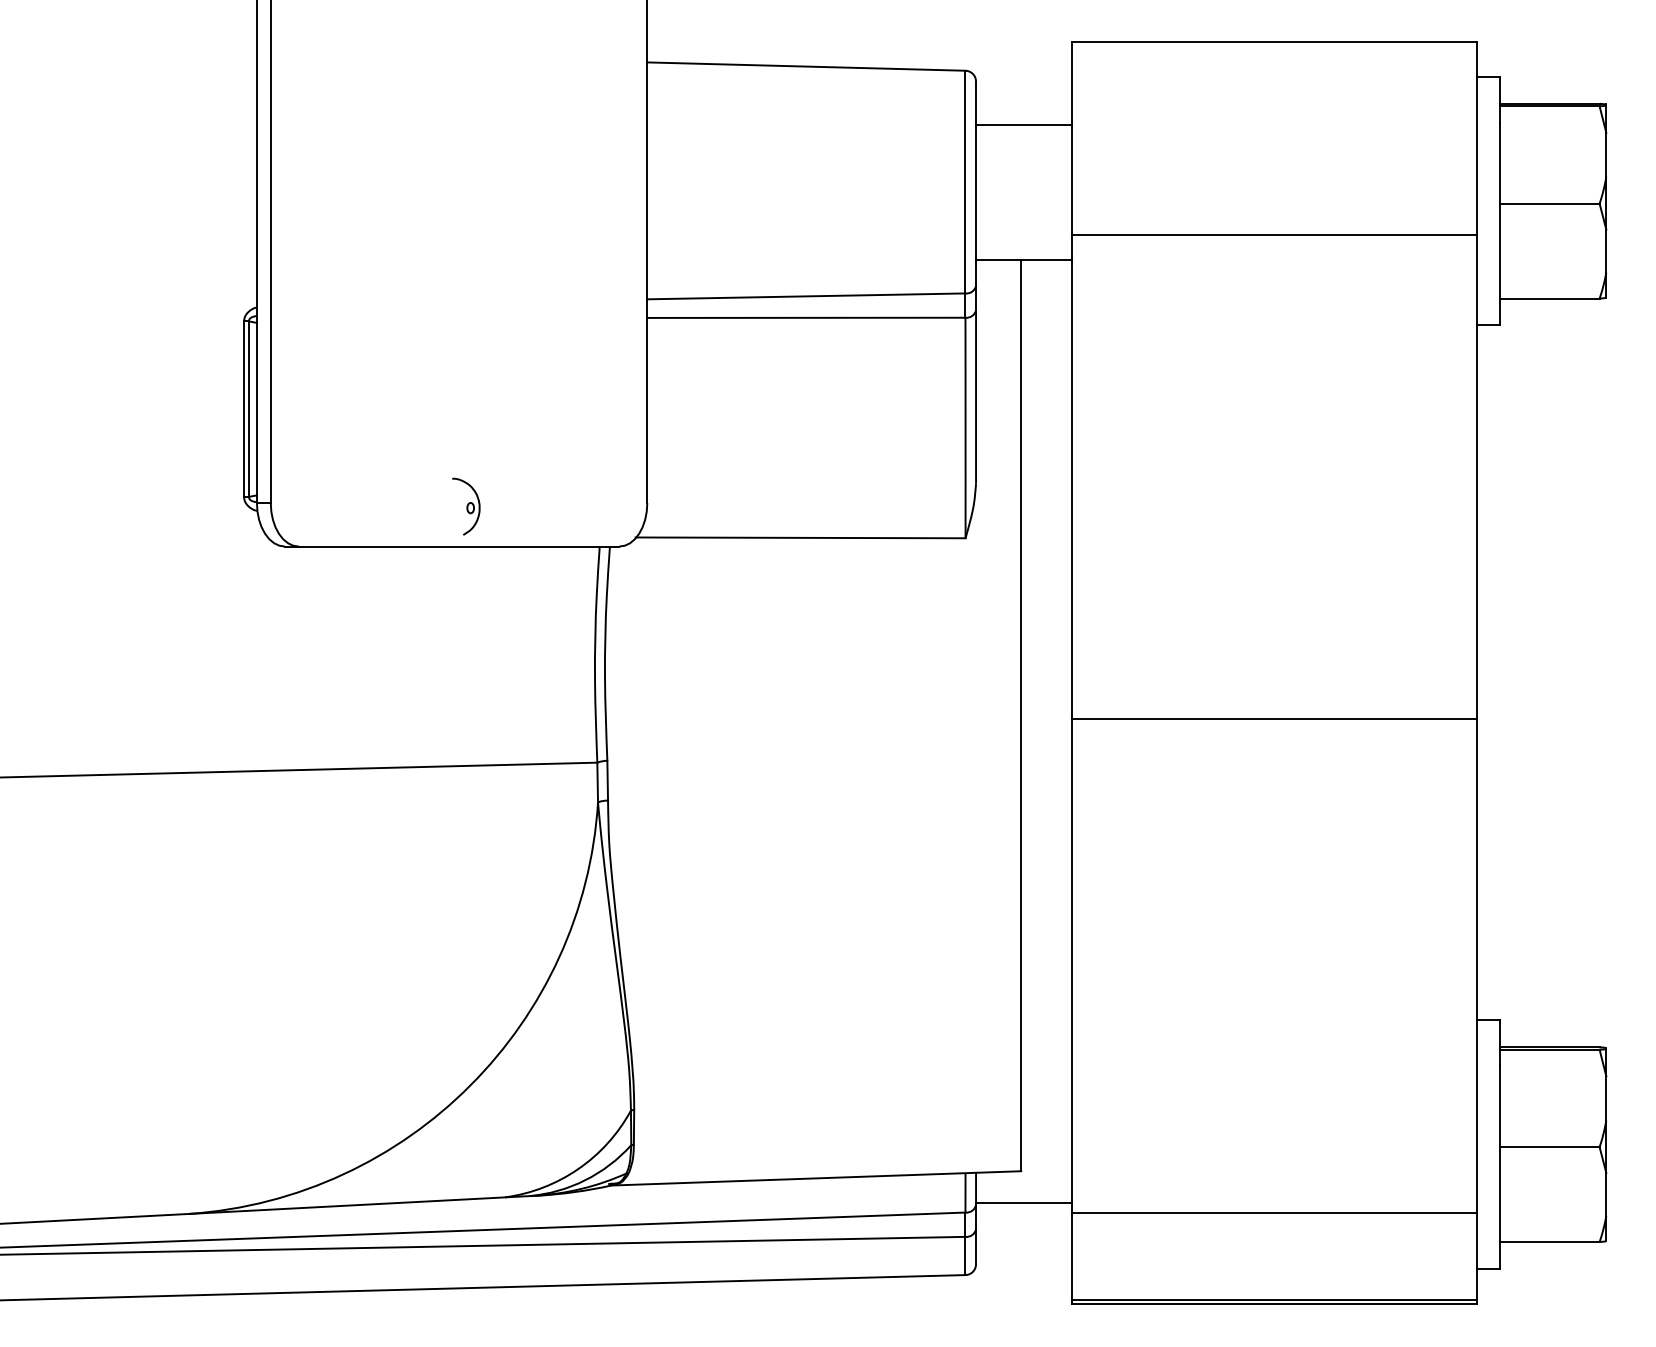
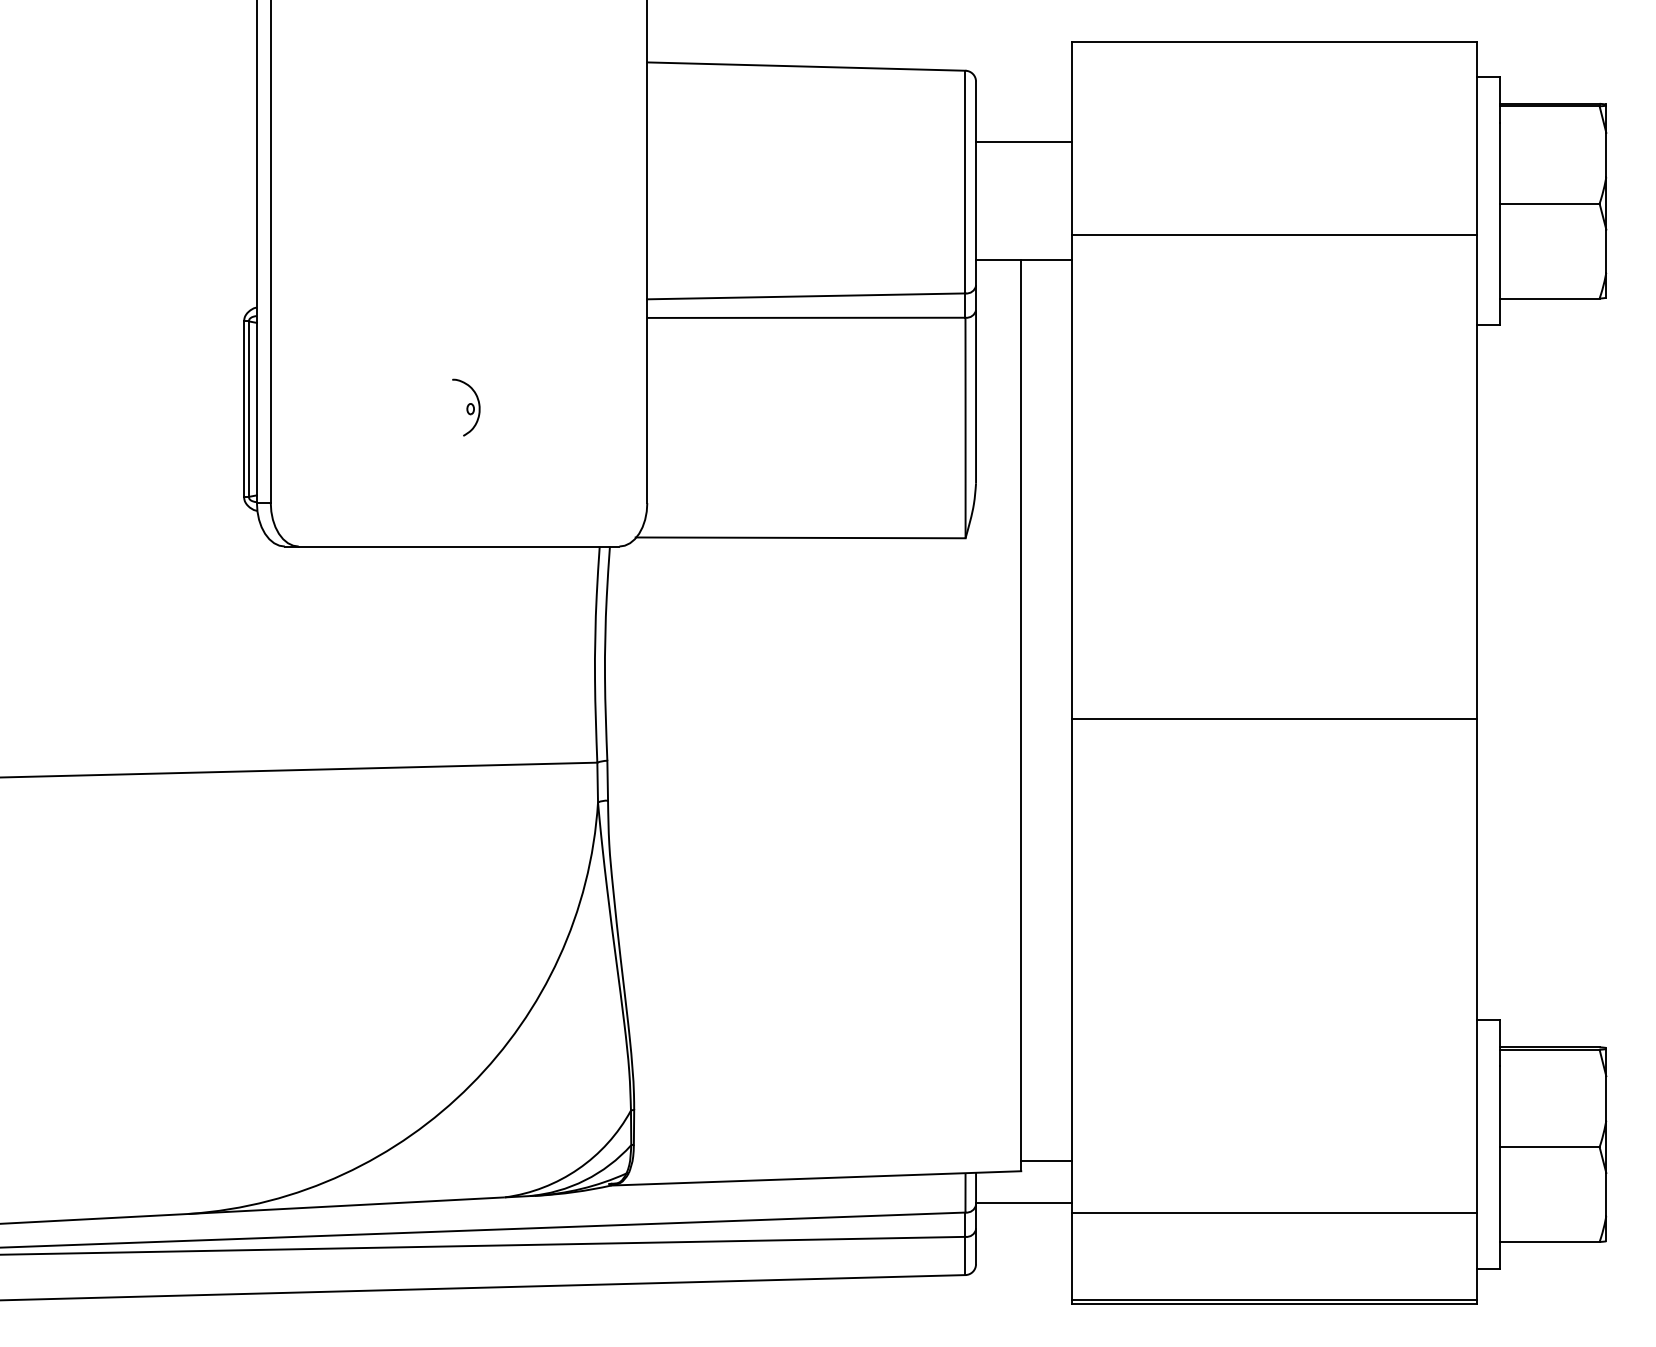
line position: (1024, 125) -> (1024, 142) (1024, 142)
part position: (466, 506) -> (466, 407) (466, 407)
line: none -> present (1046, 1161)
